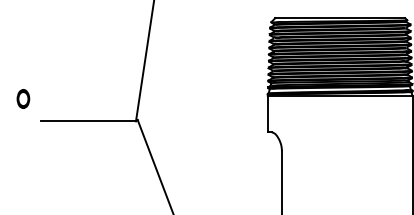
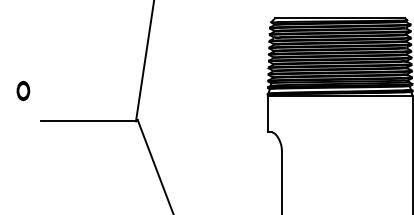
text position: (23, 98) -> (23, 90) (23, 90)
